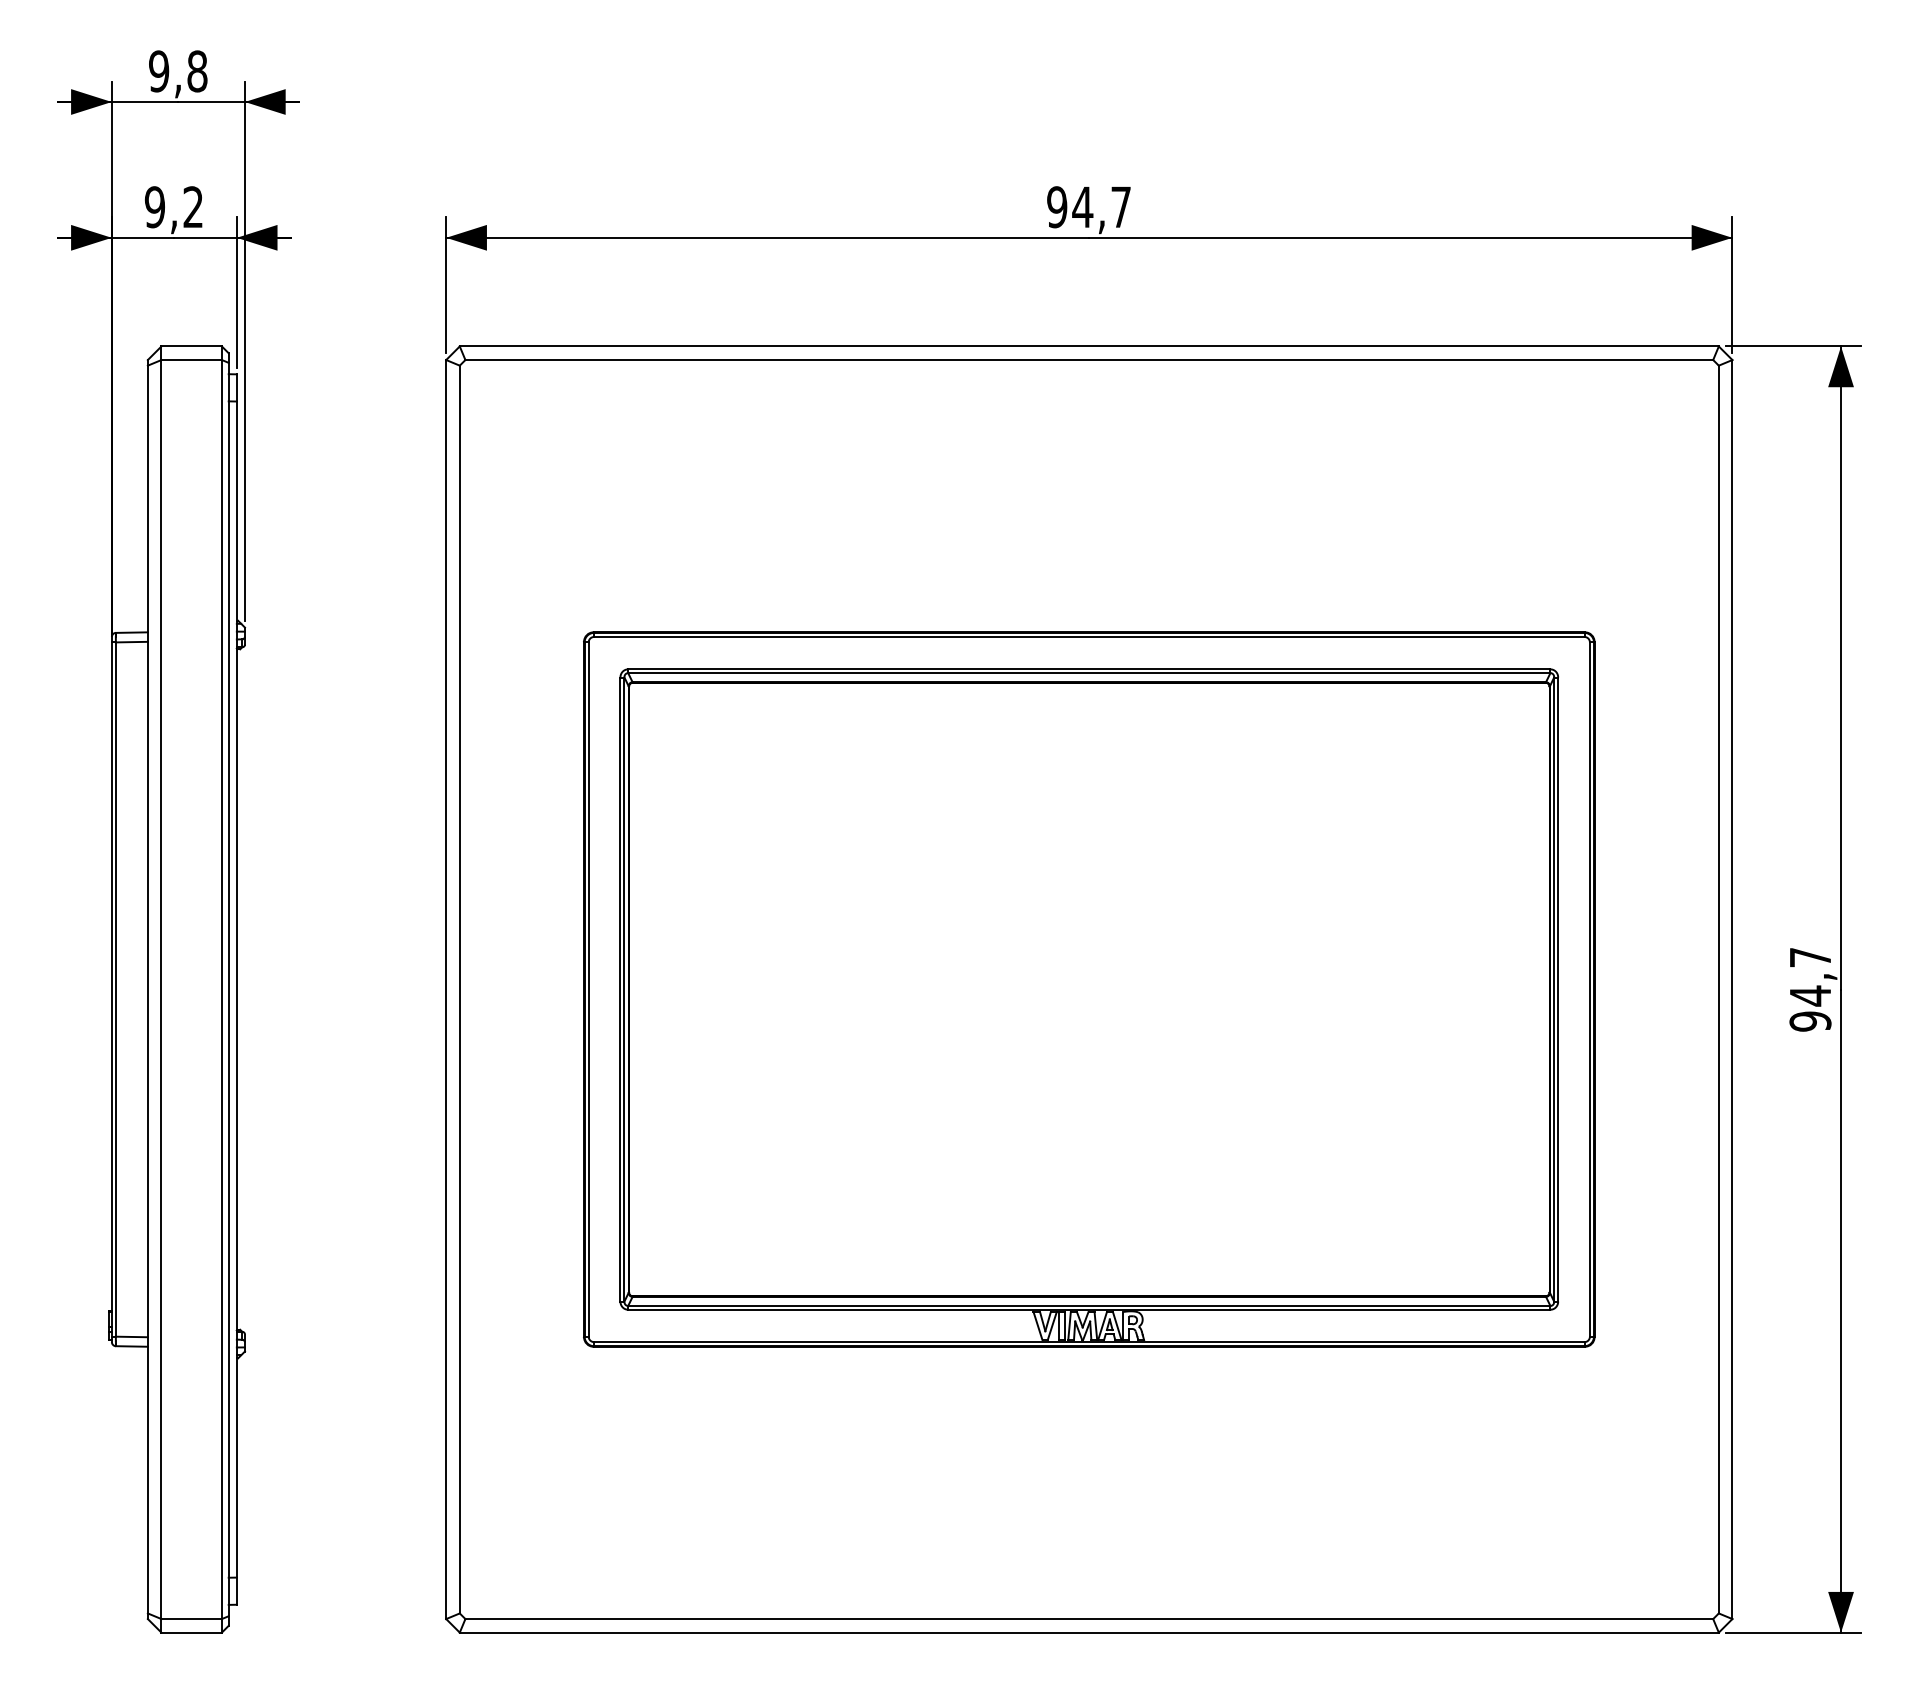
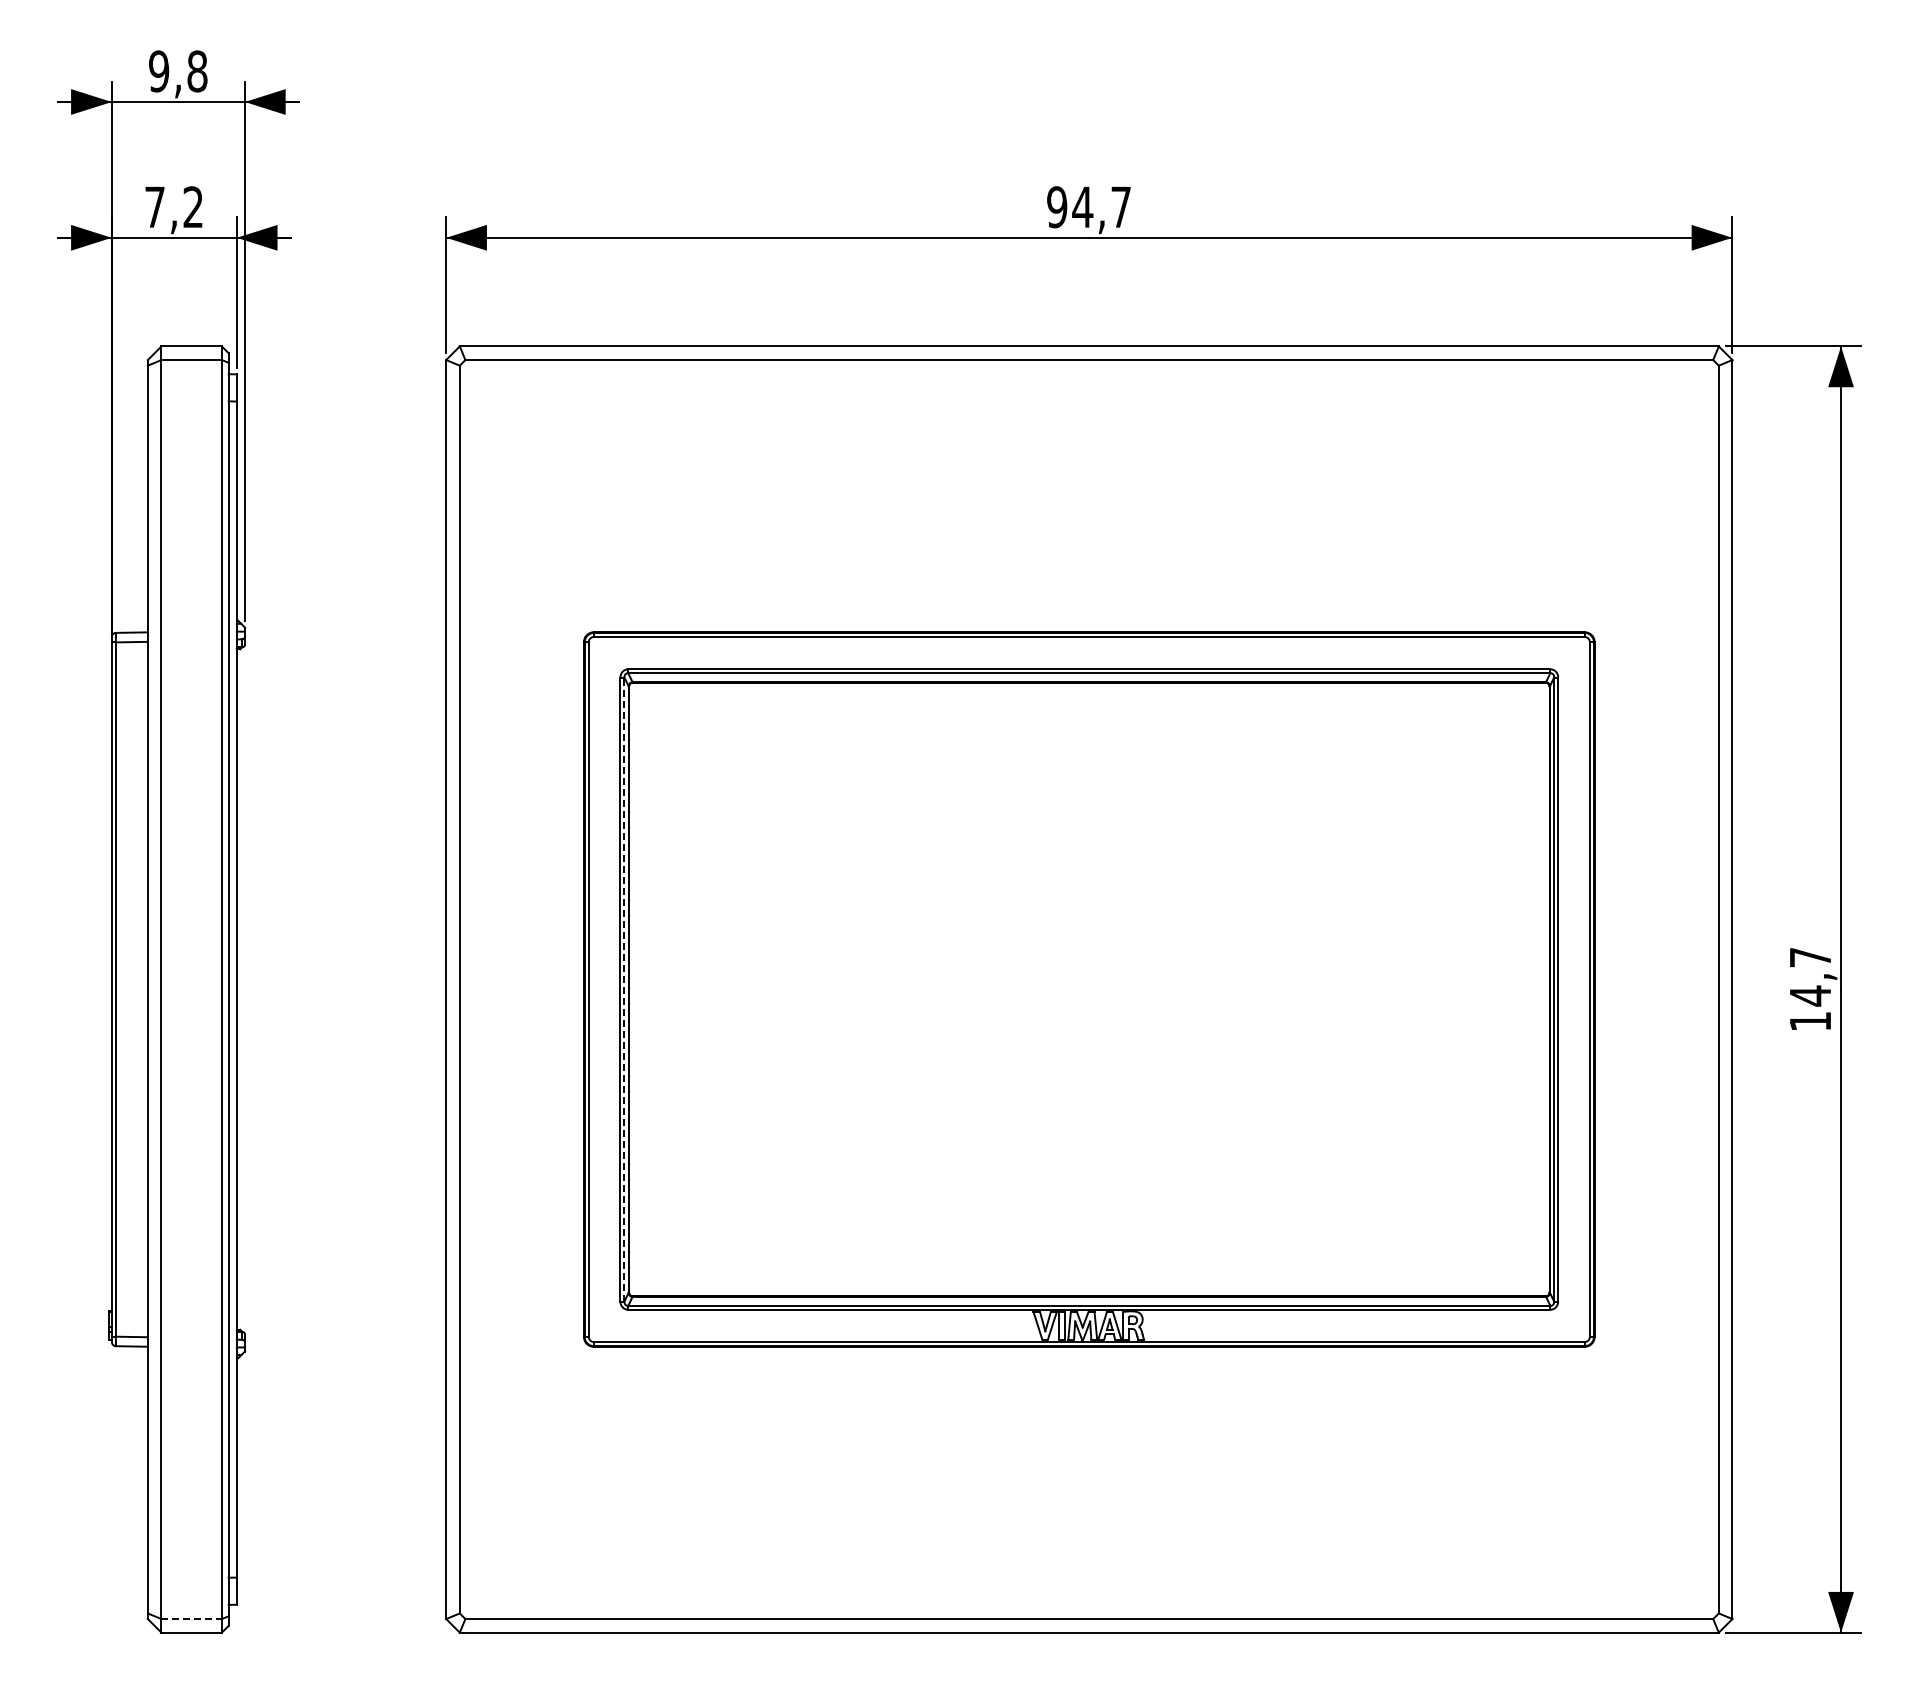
text: 9,2 -> 7,2 (154, 207)
line: solid -> dashed (624, 989)
text: 94,7 -> 14,7 (1810, 1021)
line: solid -> dashed (192, 1619)
